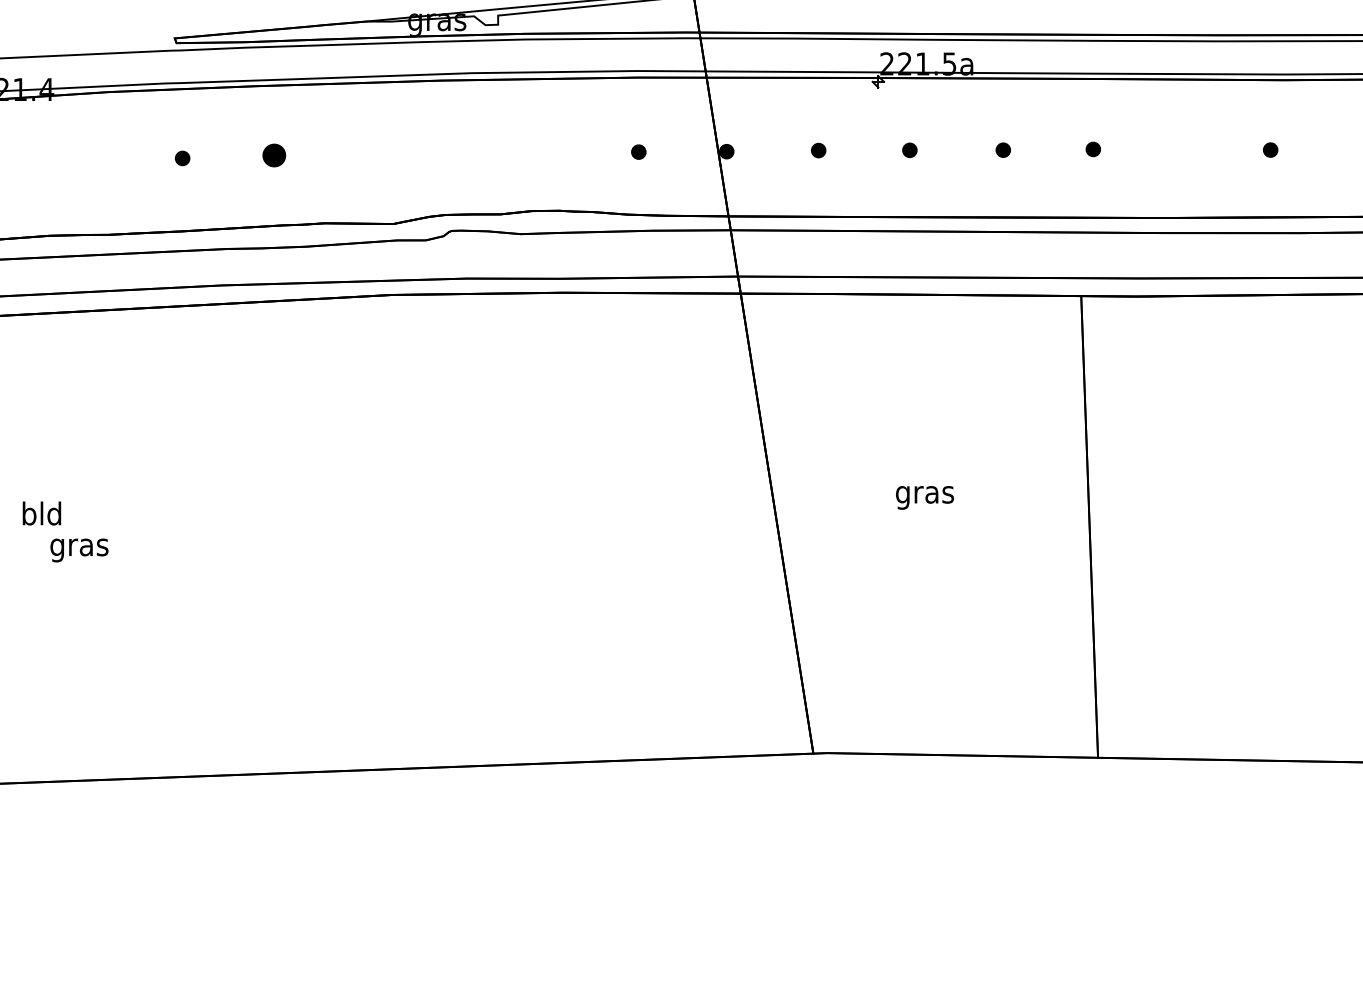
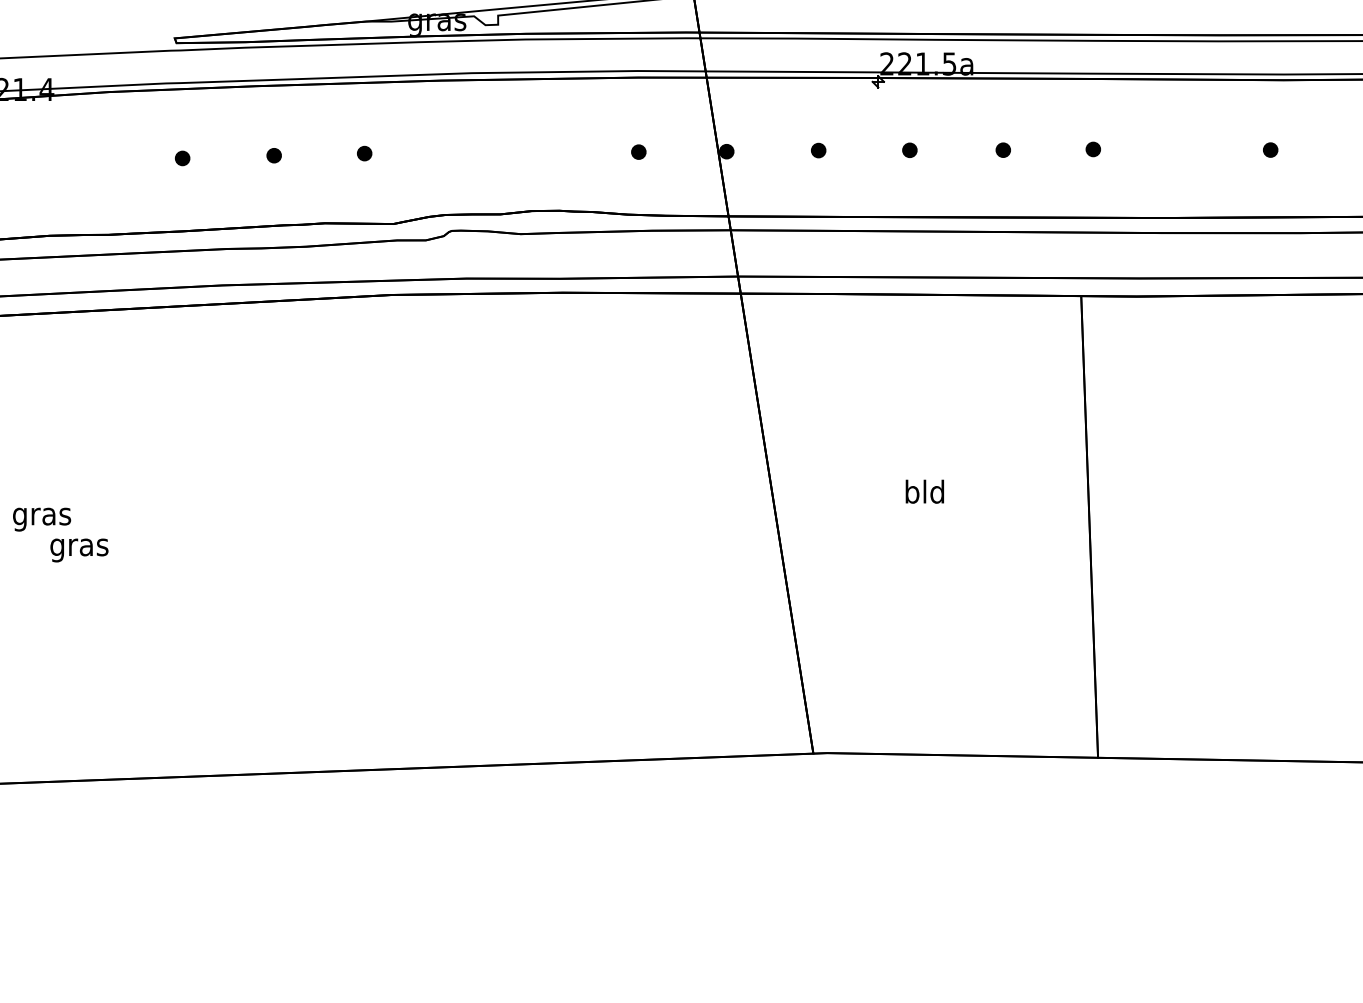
part: none -> present (364, 153)
part size: 25x25 px -> 16x16 px (273, 155)
text: gras -> bld (925, 494)
text: bld -> gras (42, 516)
